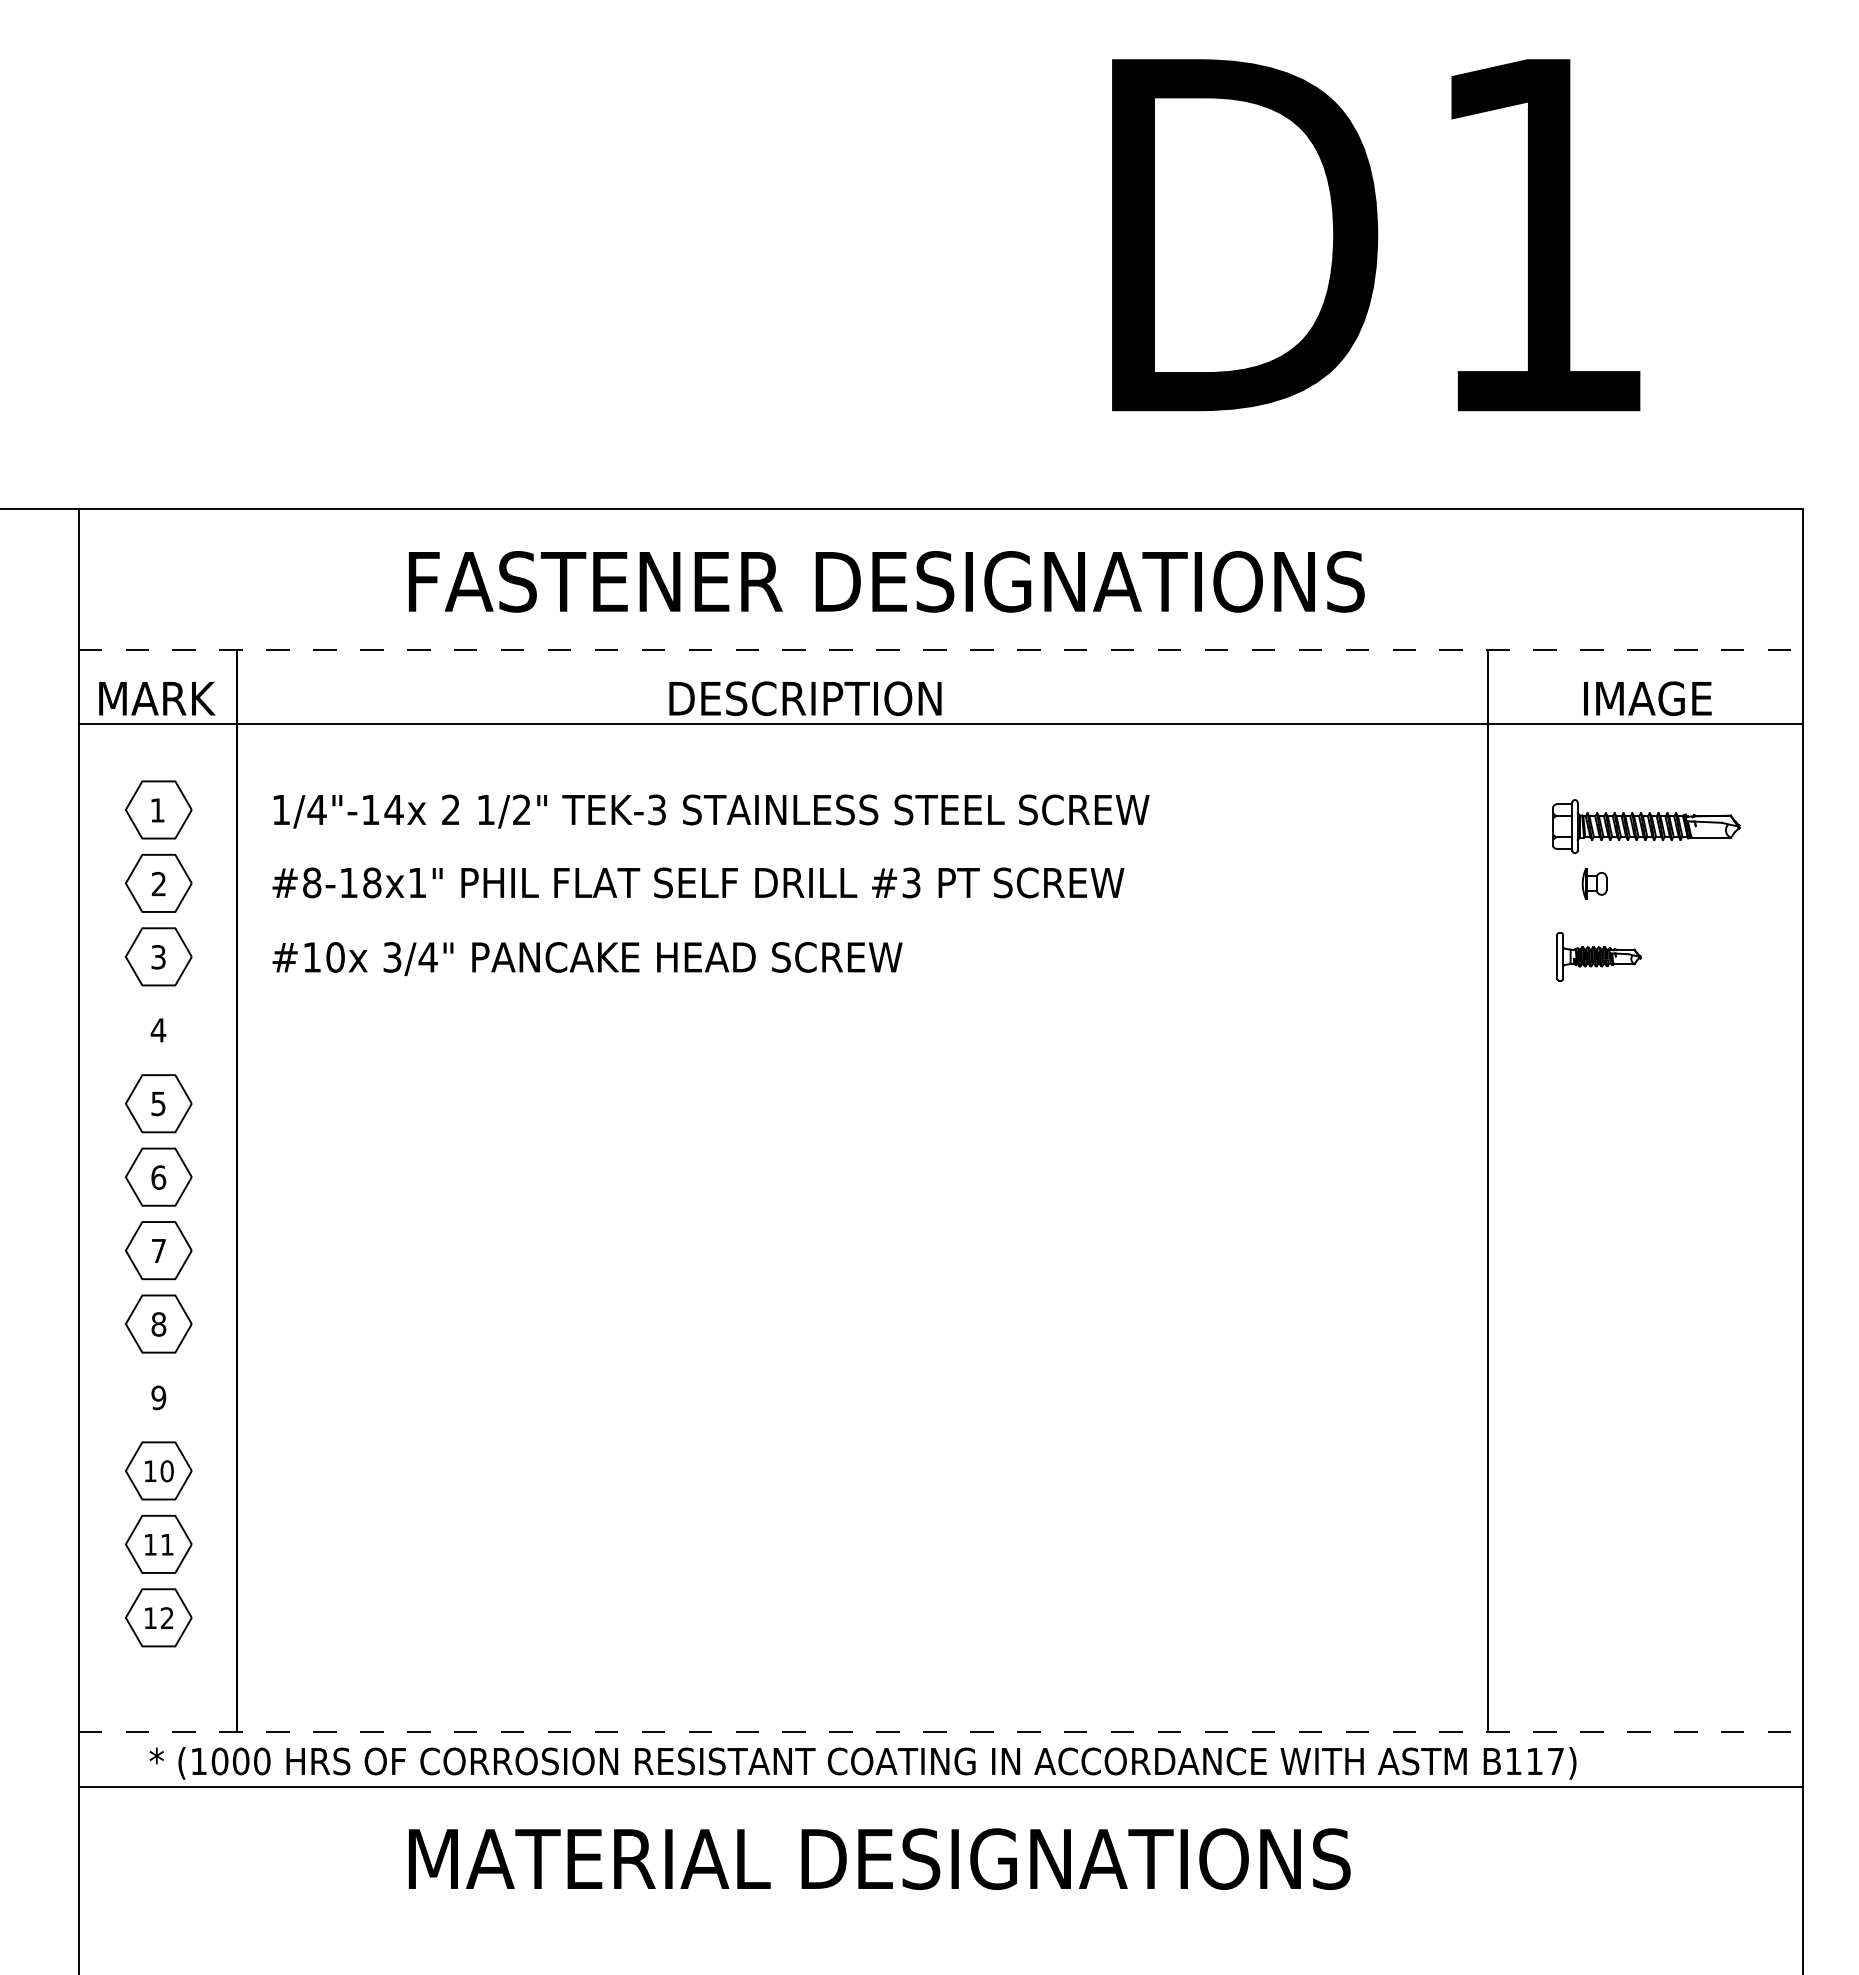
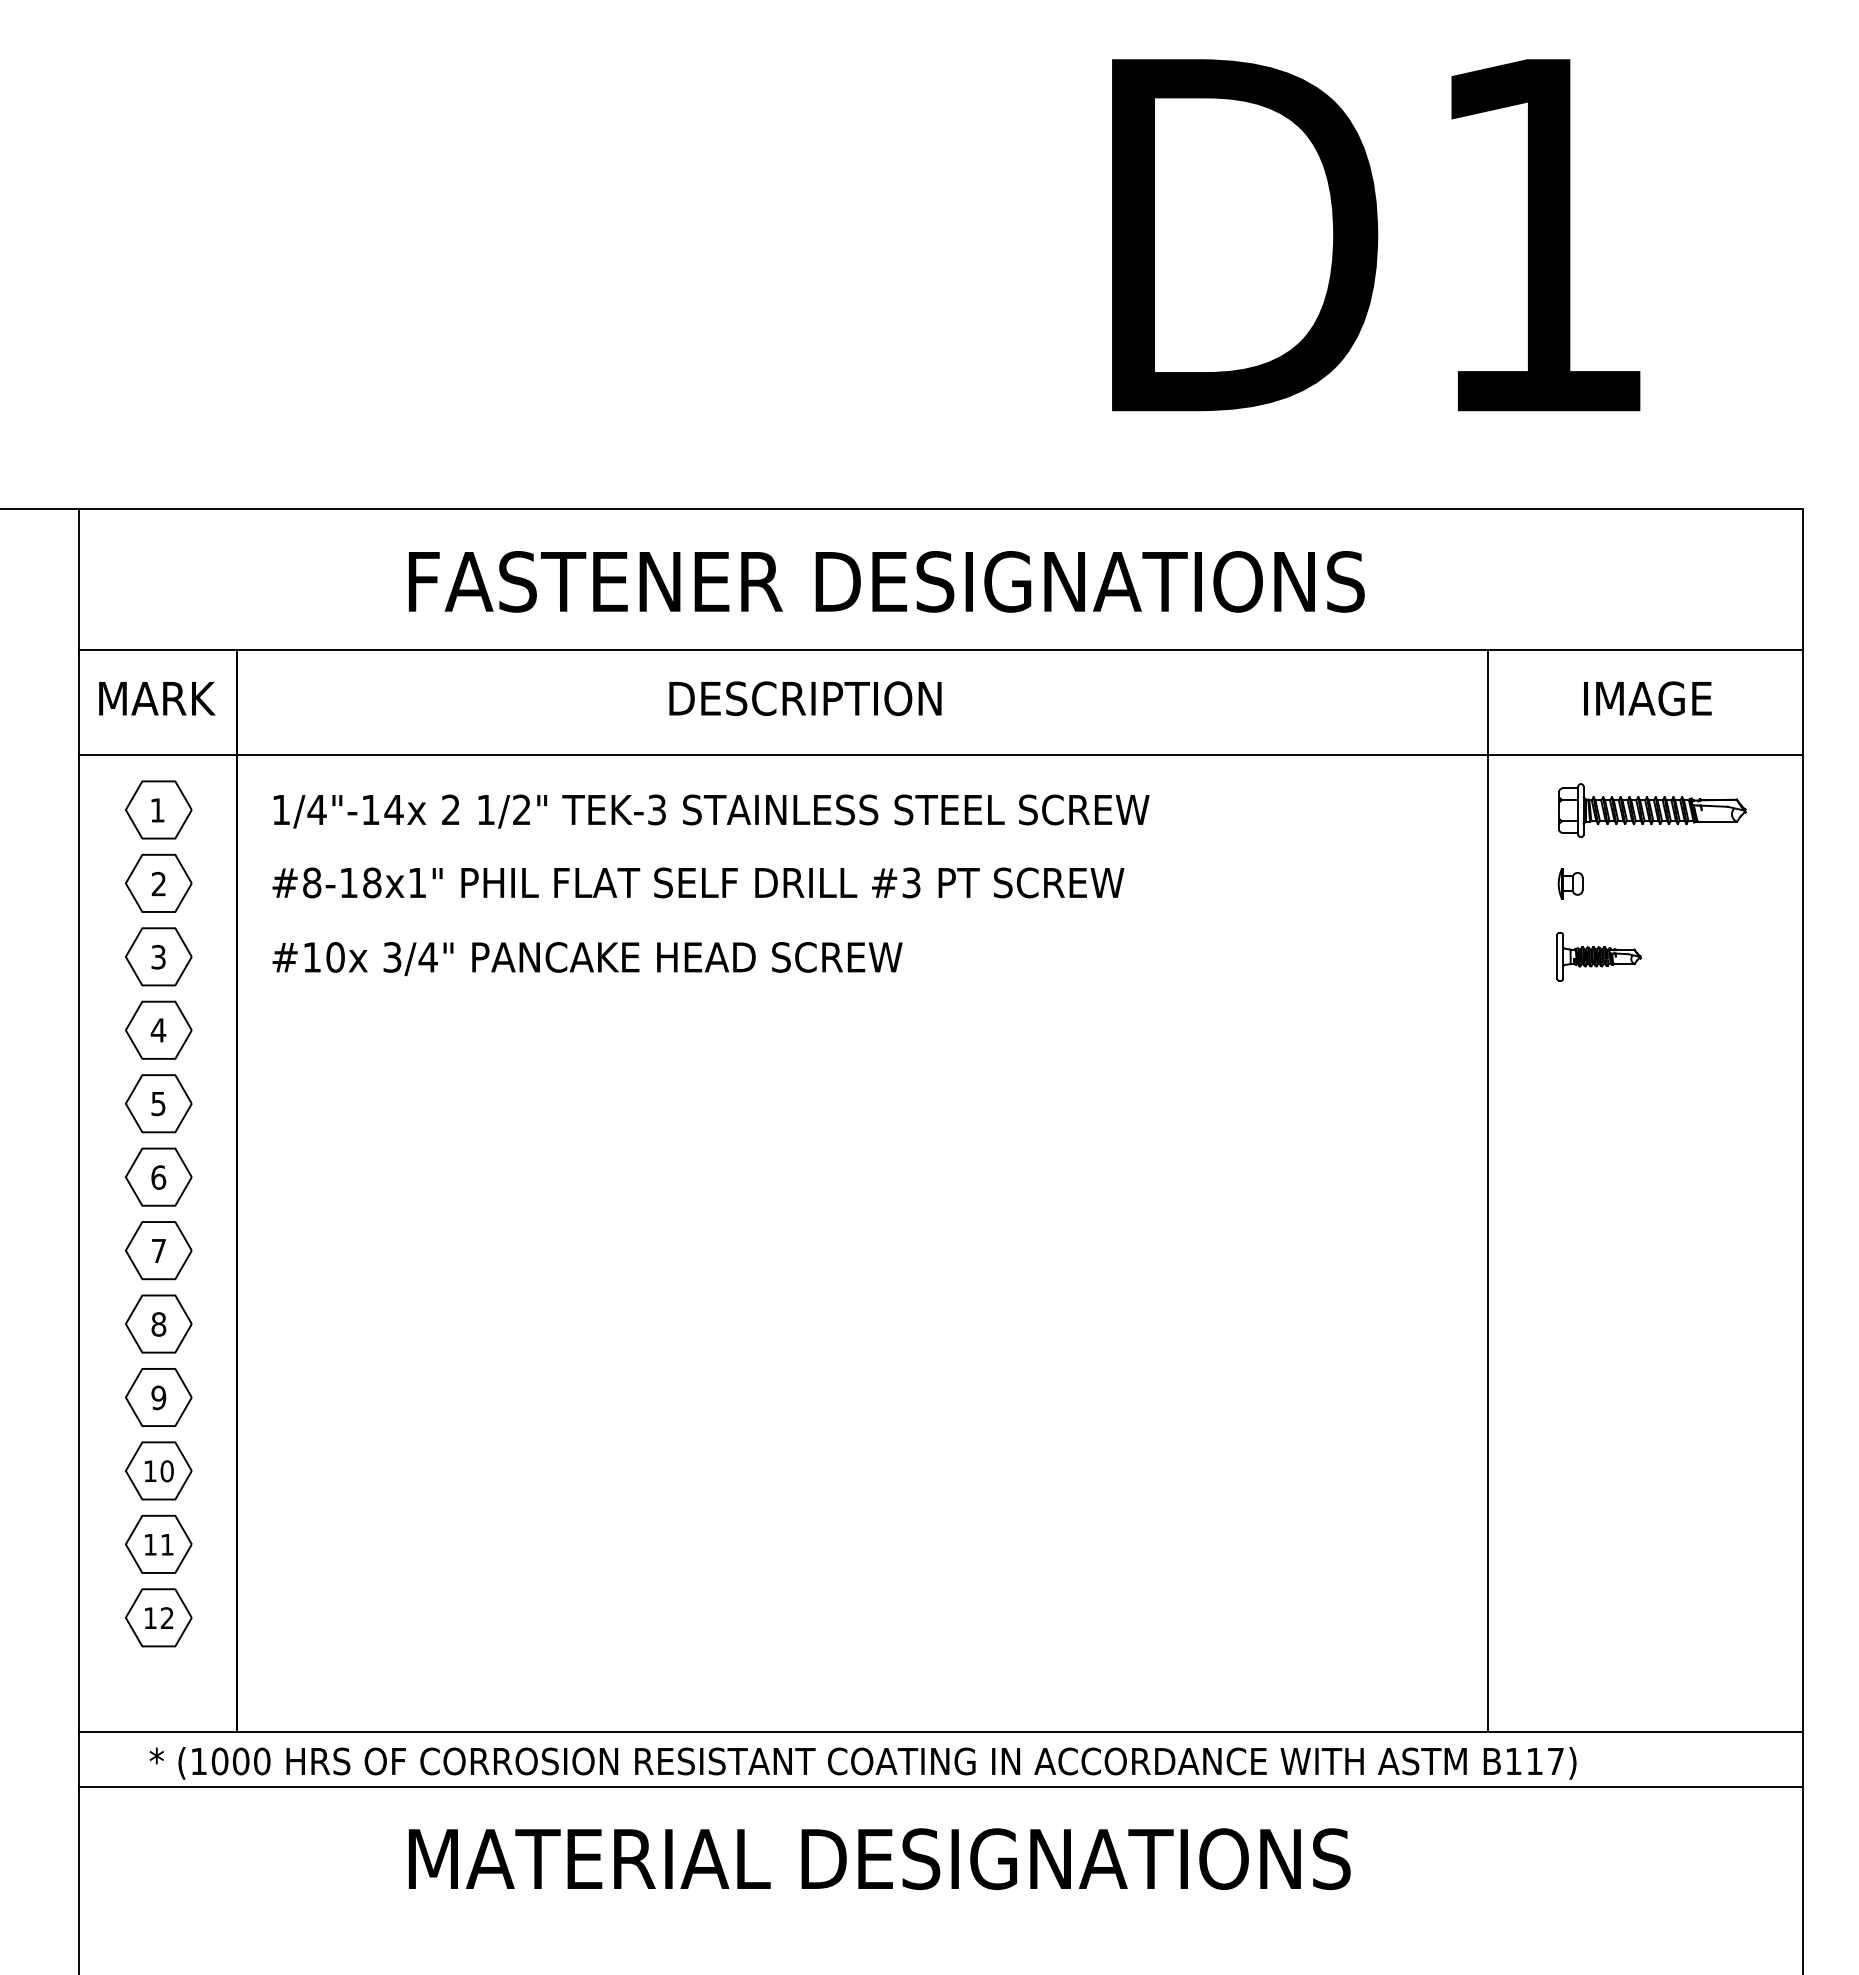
line: dashed -> solid (941, 649)
line position: (940, 724) -> (940, 755) (940, 755)
part position: (1646, 826) -> (1652, 810) (1652, 810)
part position: (1594, 883) -> (1570, 883) (1570, 883)
part: none -> present (158, 1029)
part: none -> present (158, 1397)
line: dashed -> solid (941, 1731)
